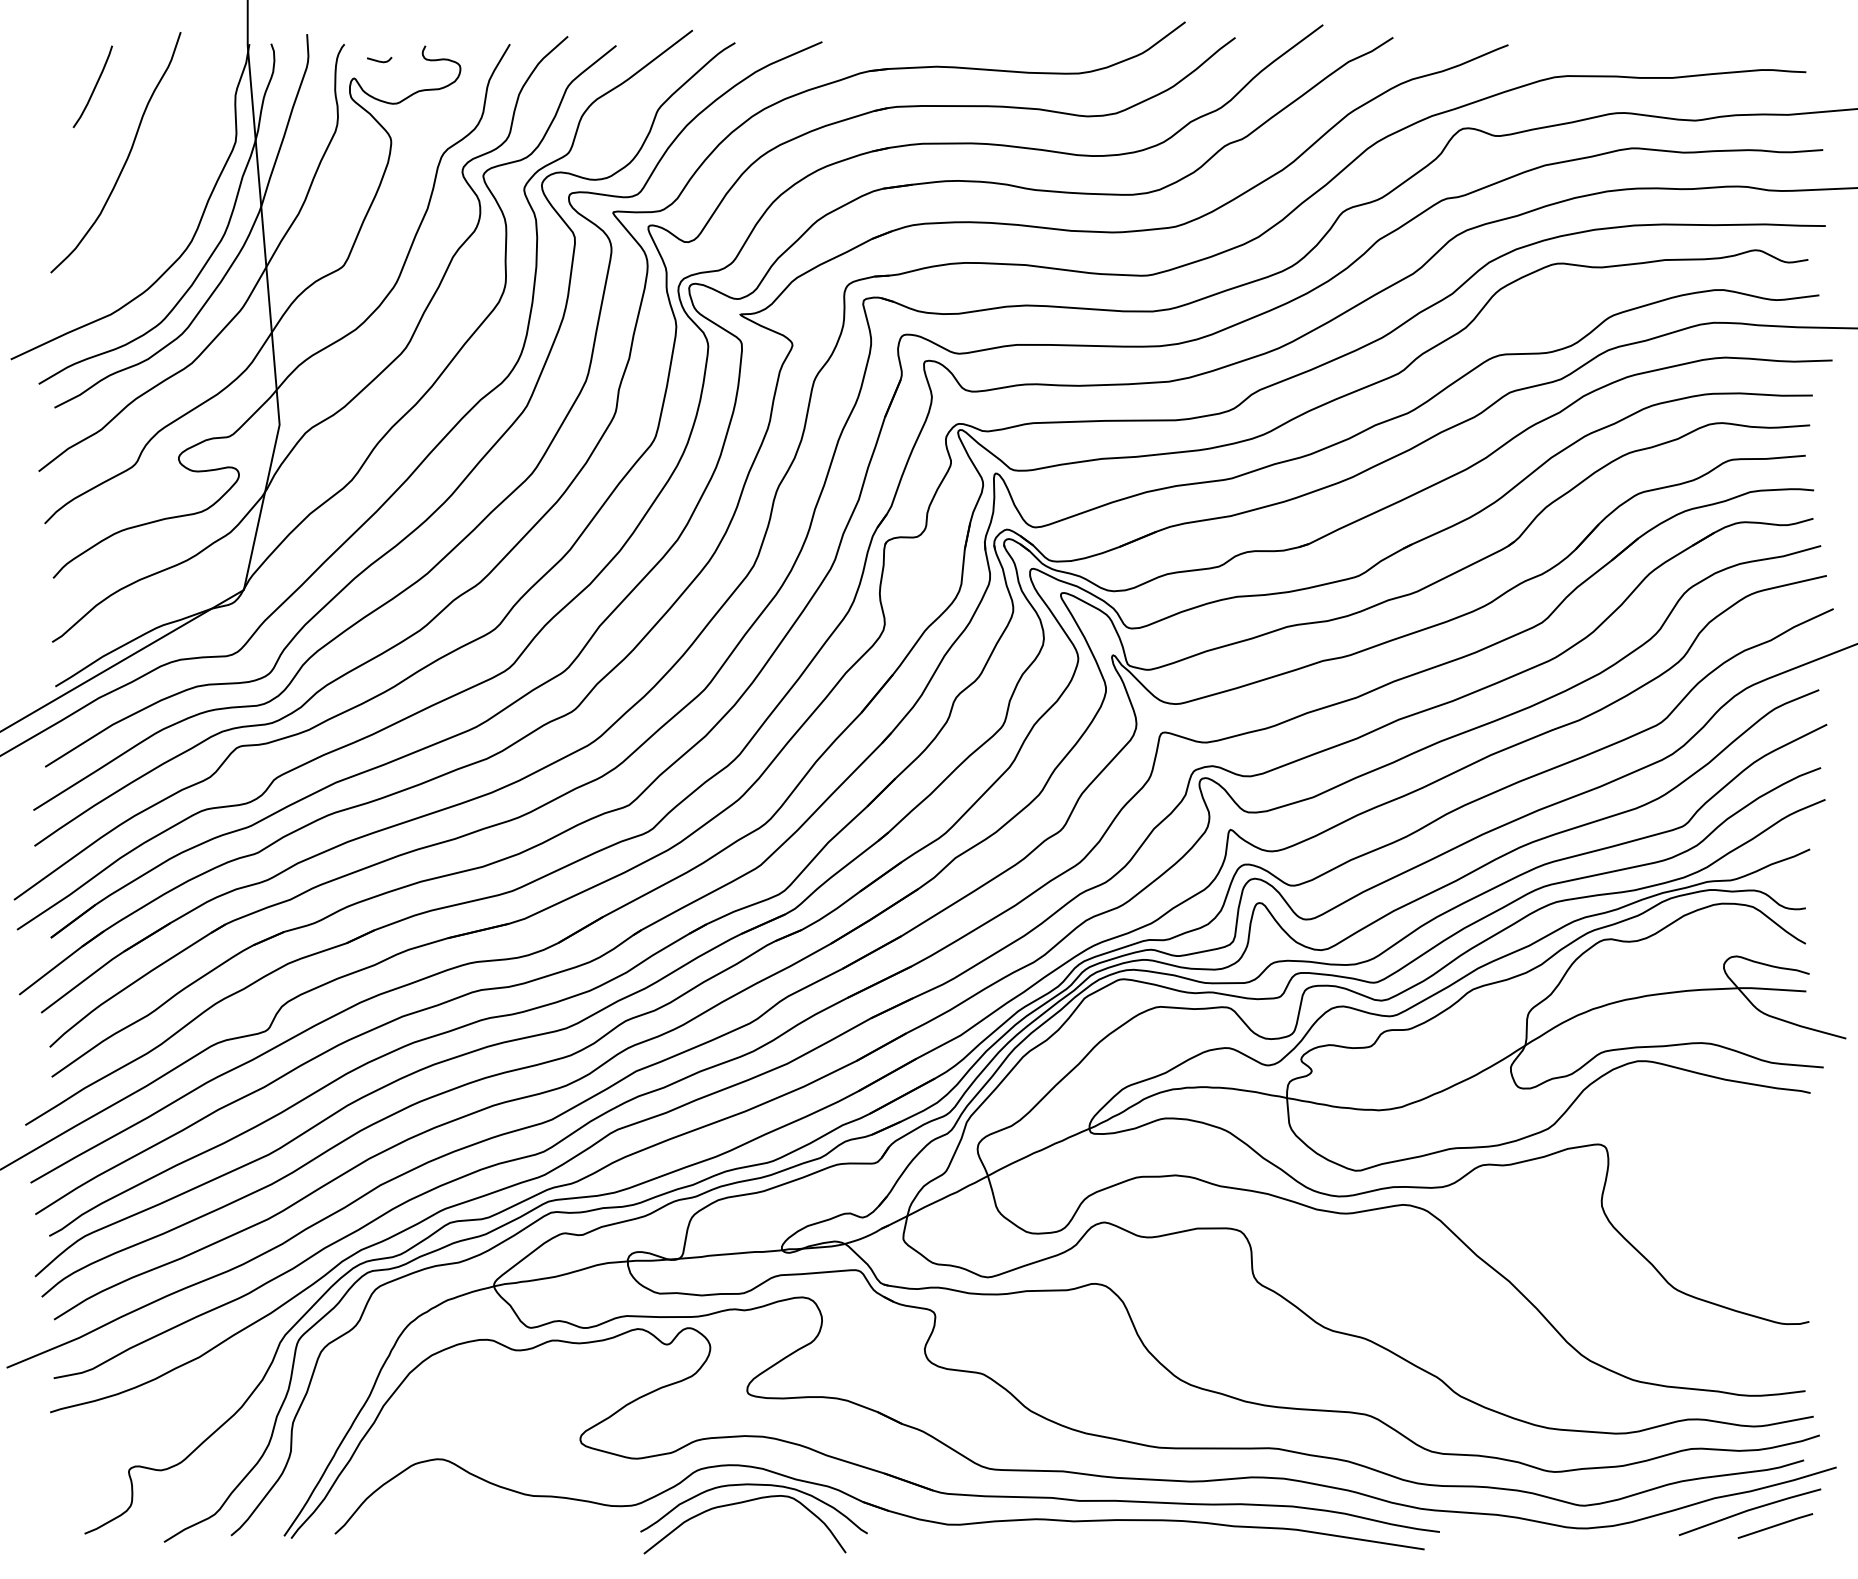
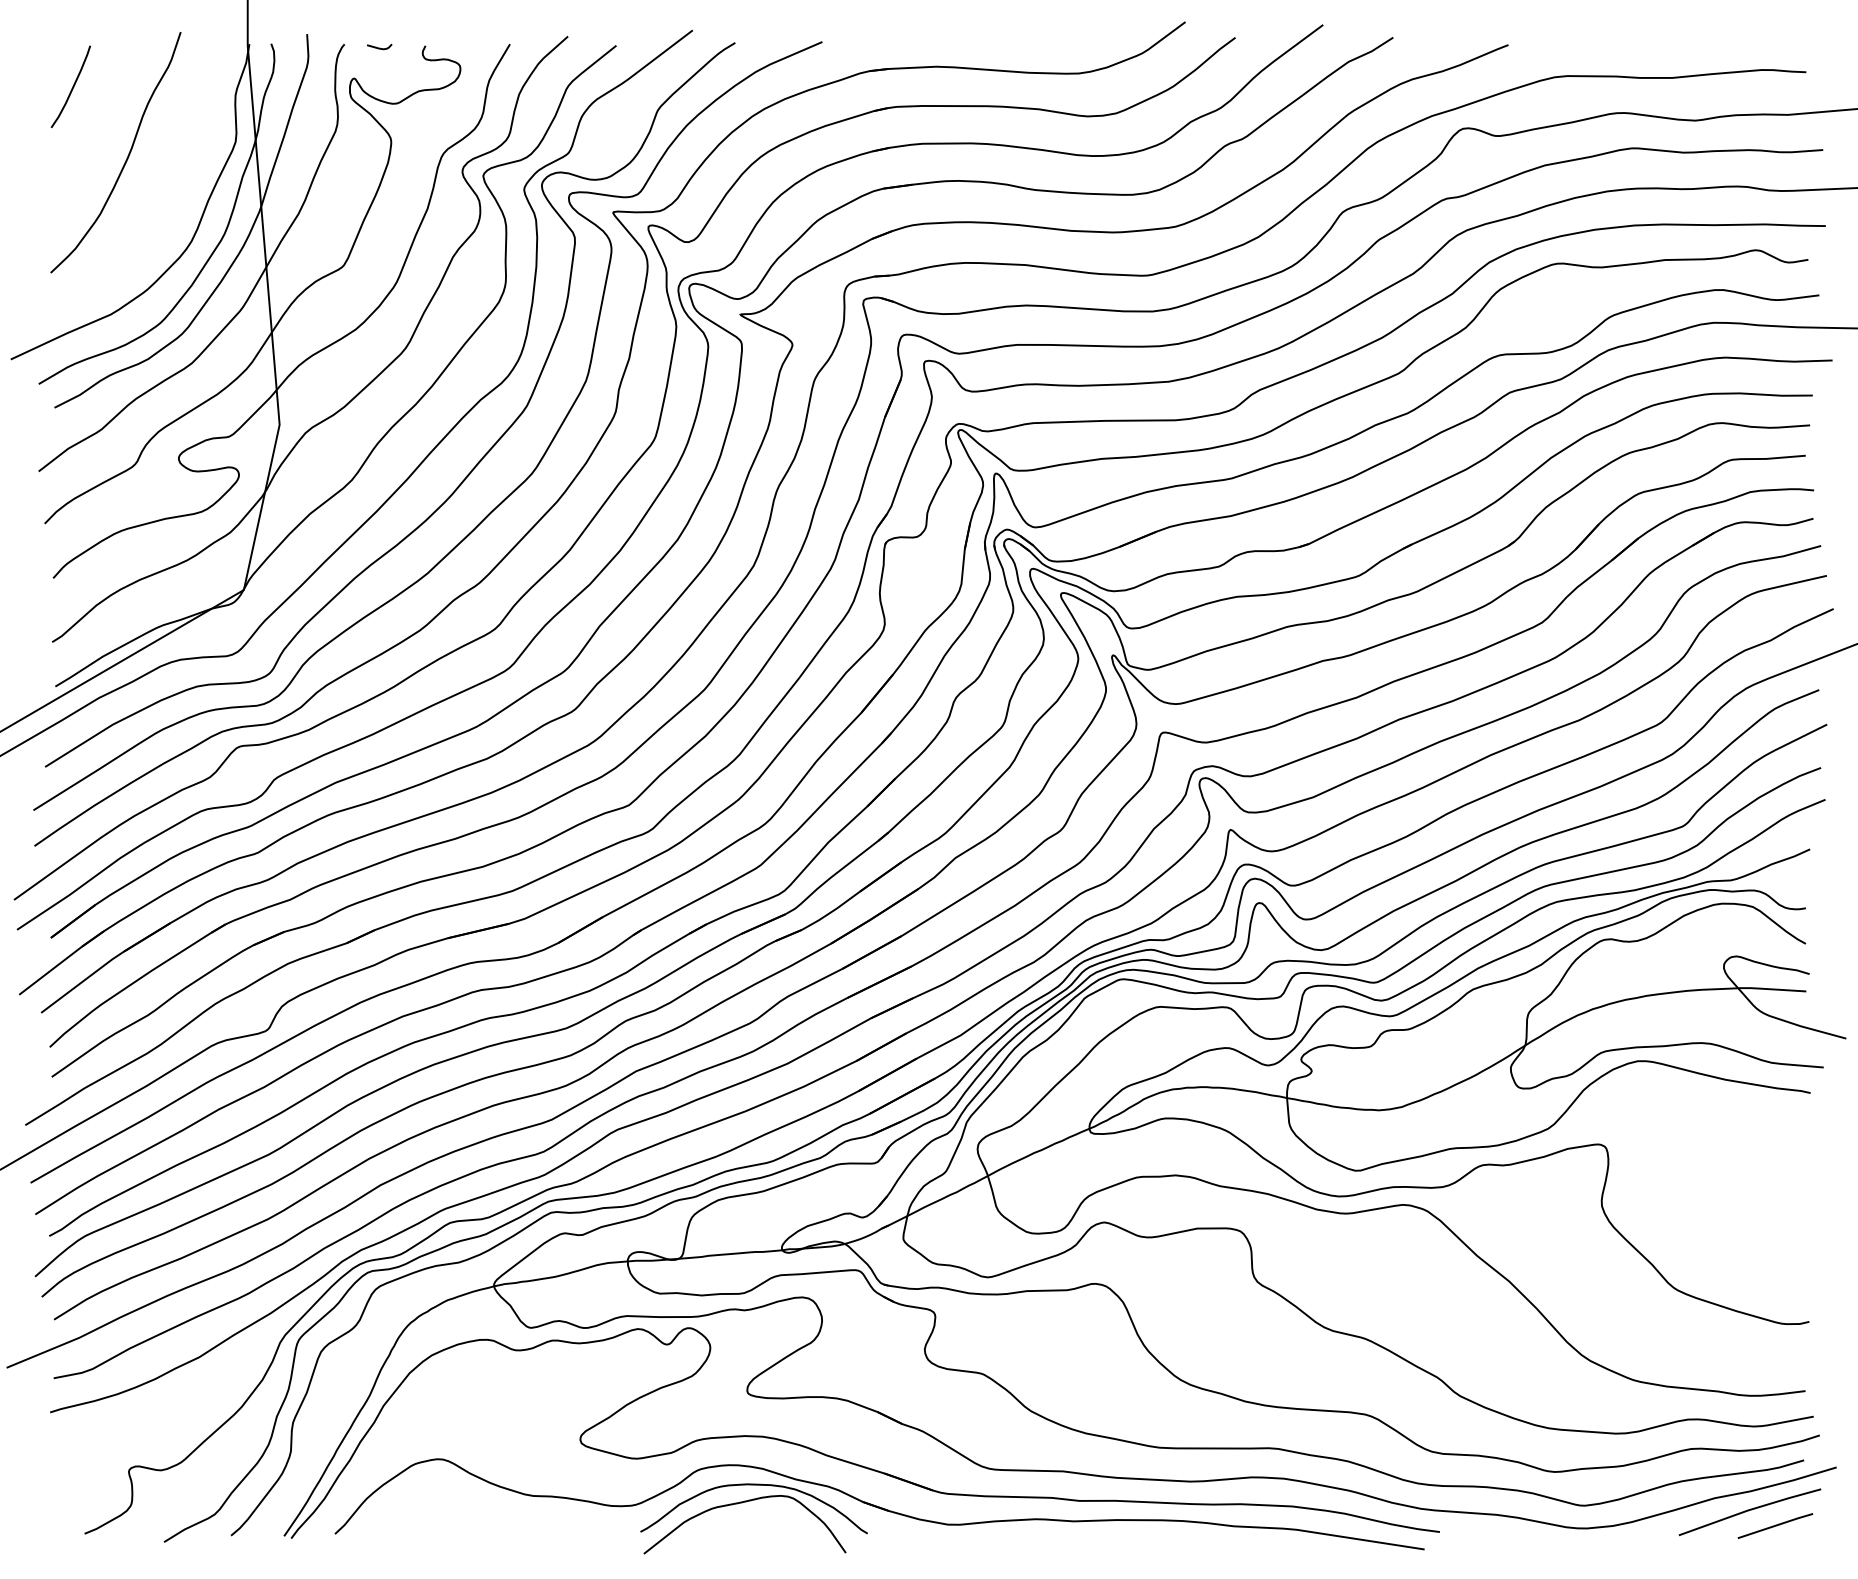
curve position: (379, 60) -> (379, 47) (379, 47)
curve position: (94, 86) -> (72, 86) (72, 86)
